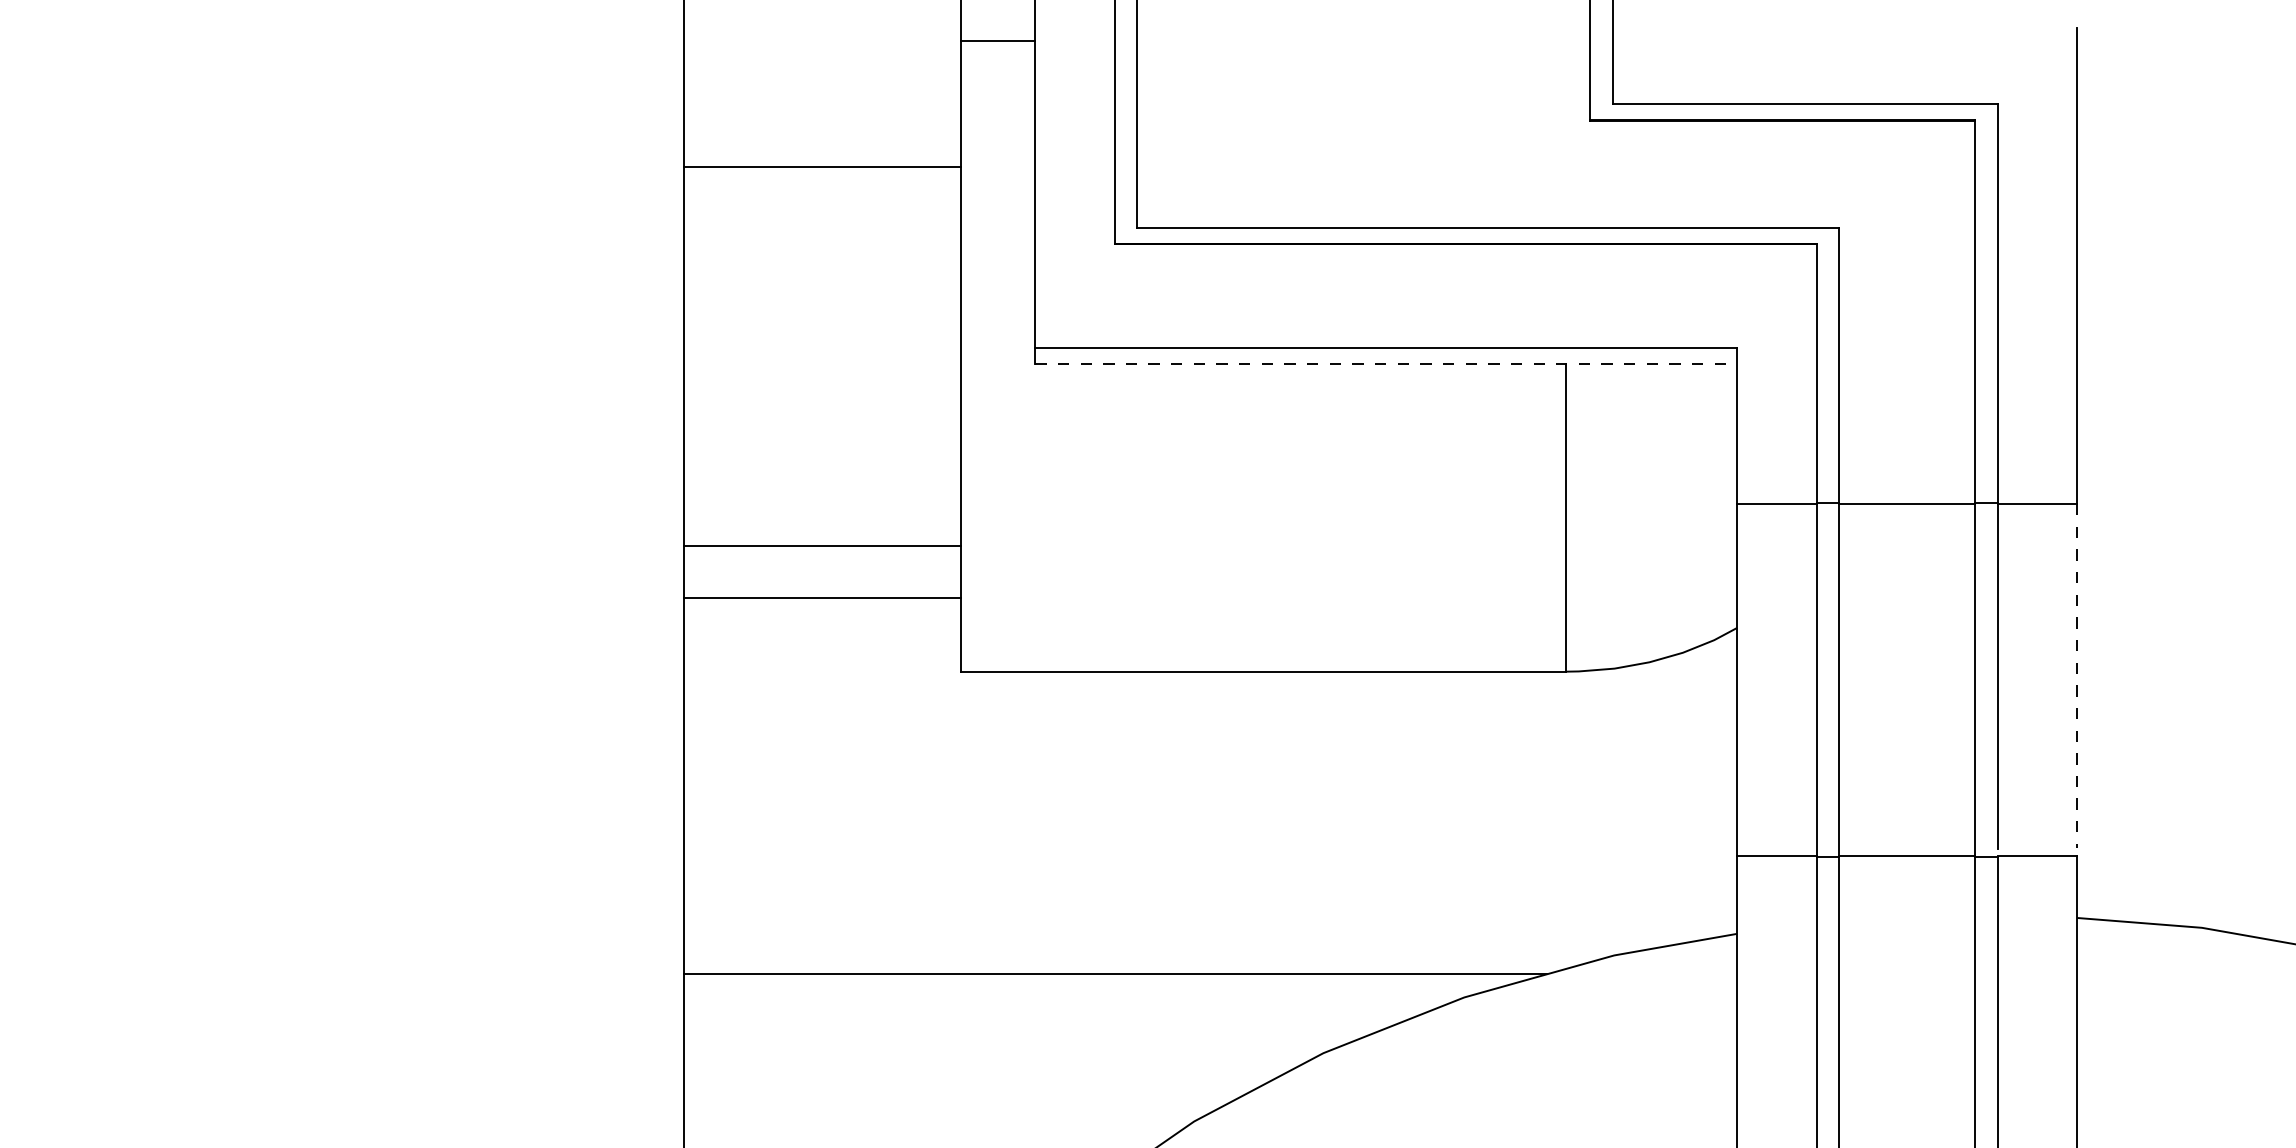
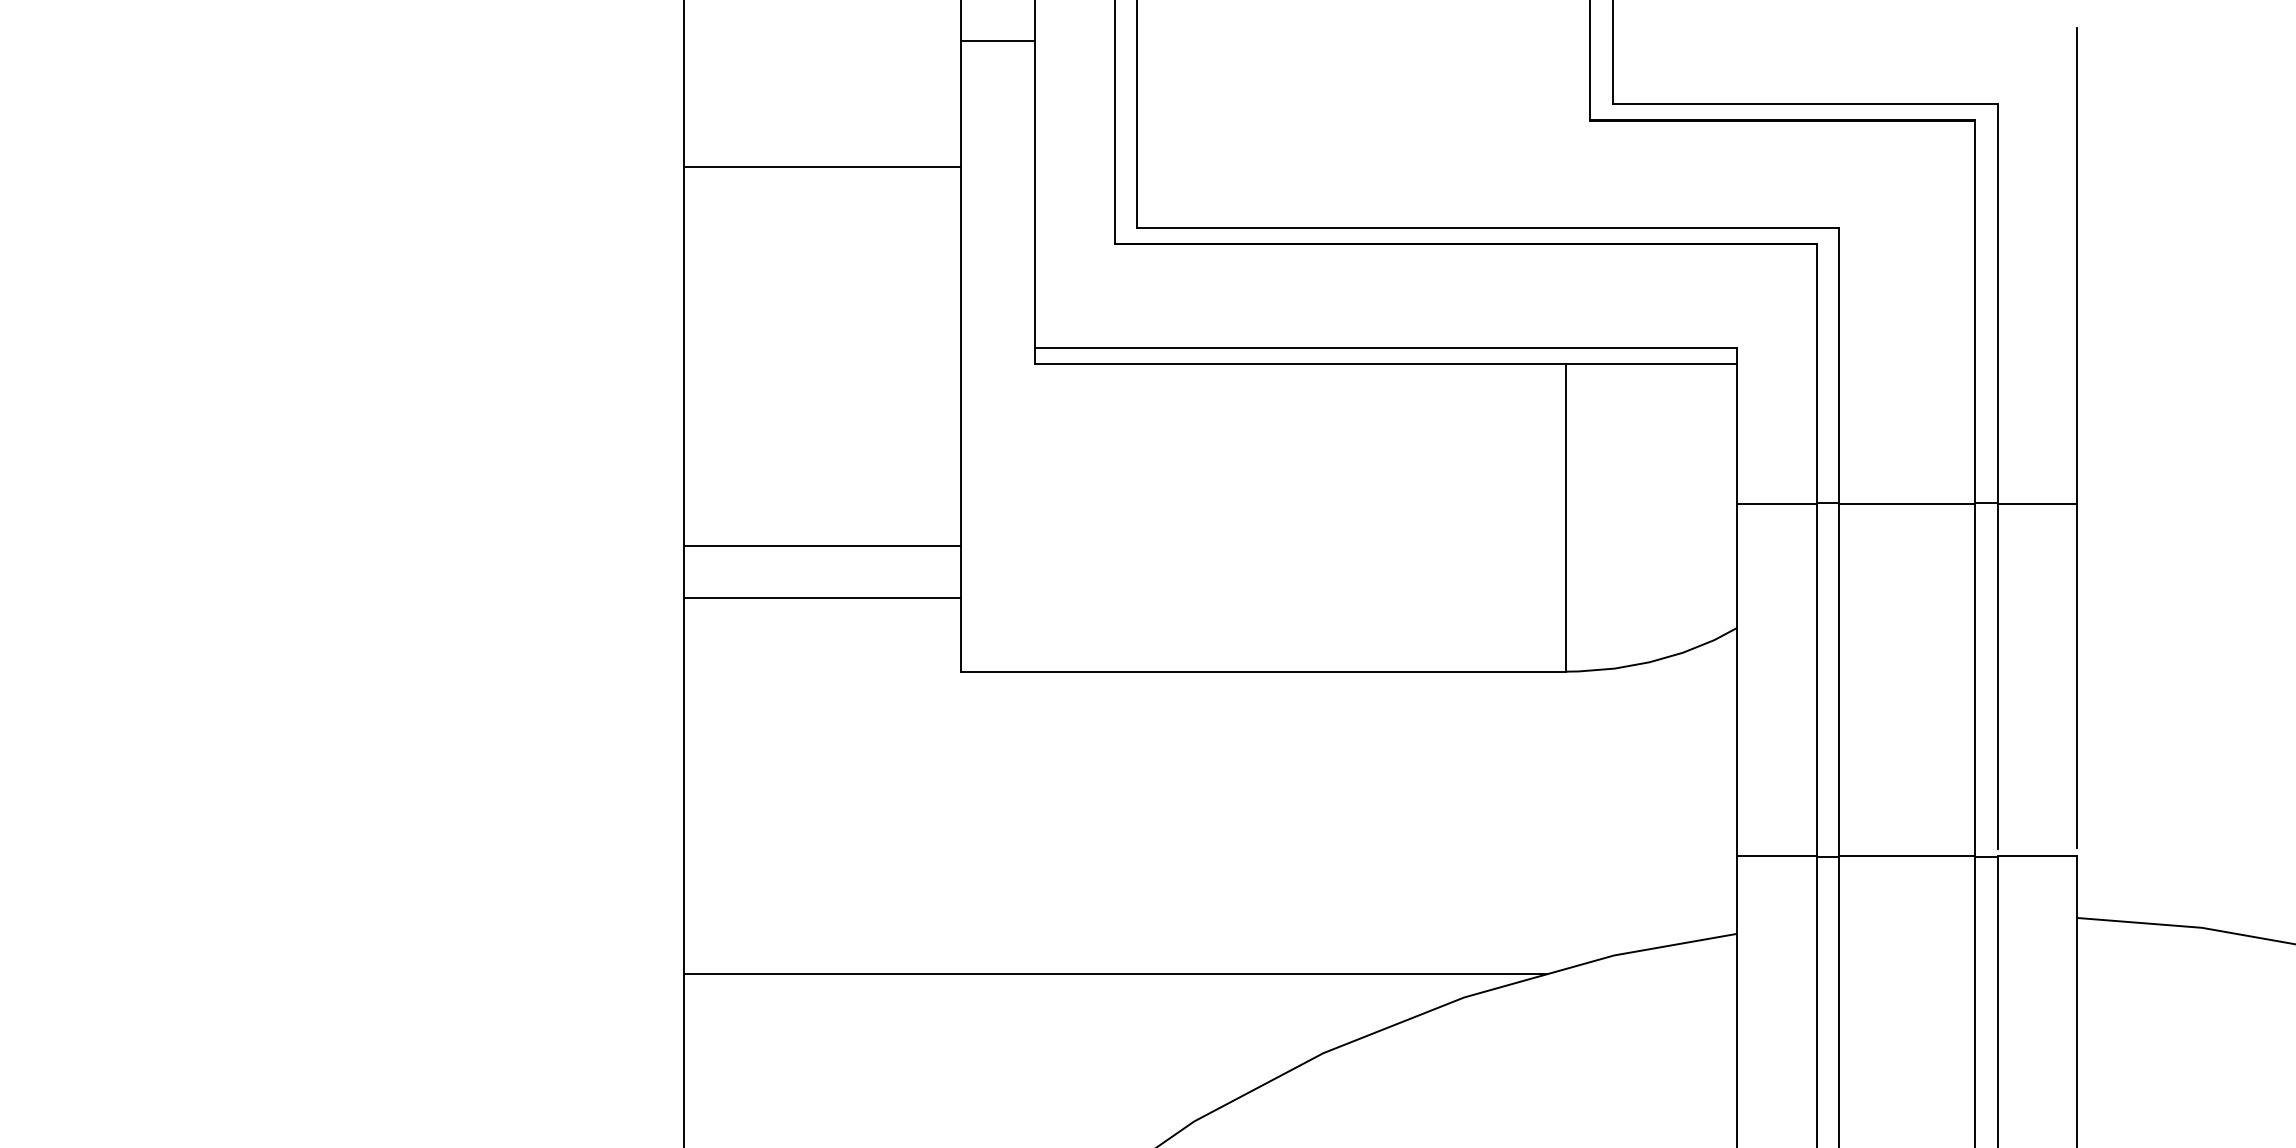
line: dashed -> solid (1386, 363)
line: dashed -> solid (2077, 675)
